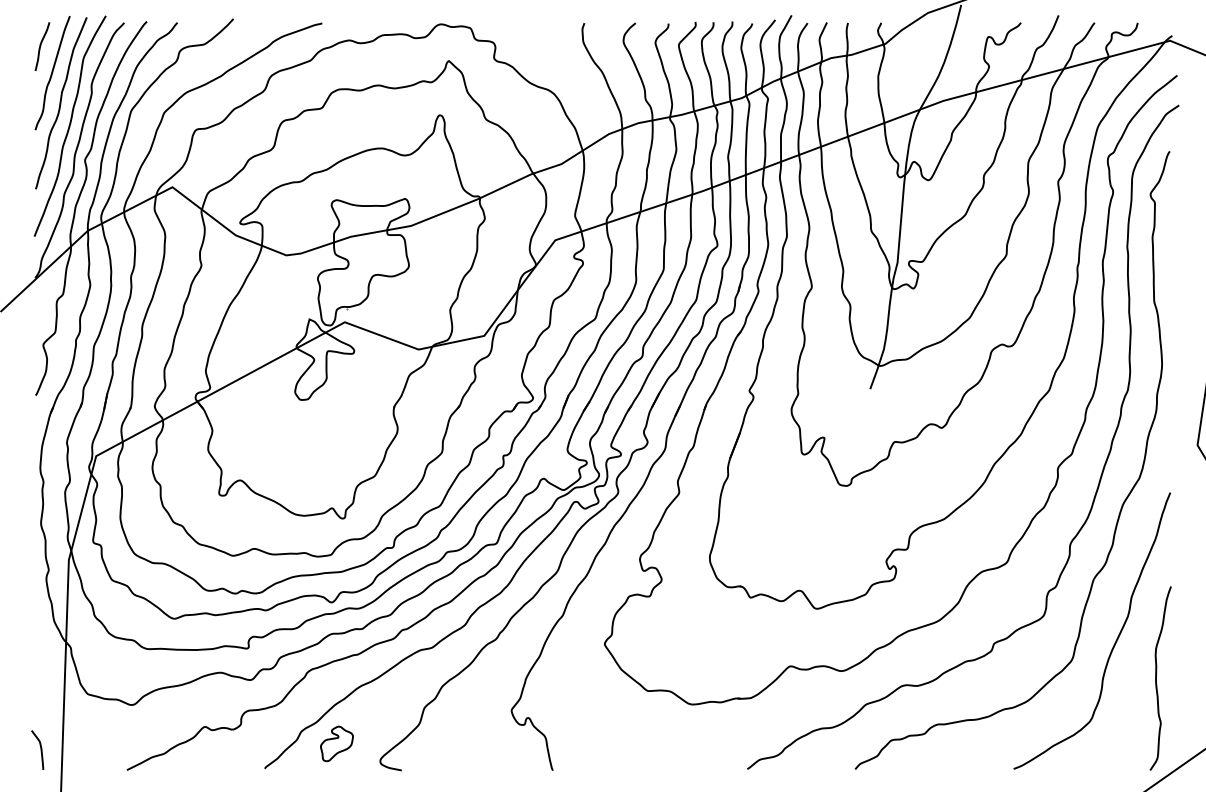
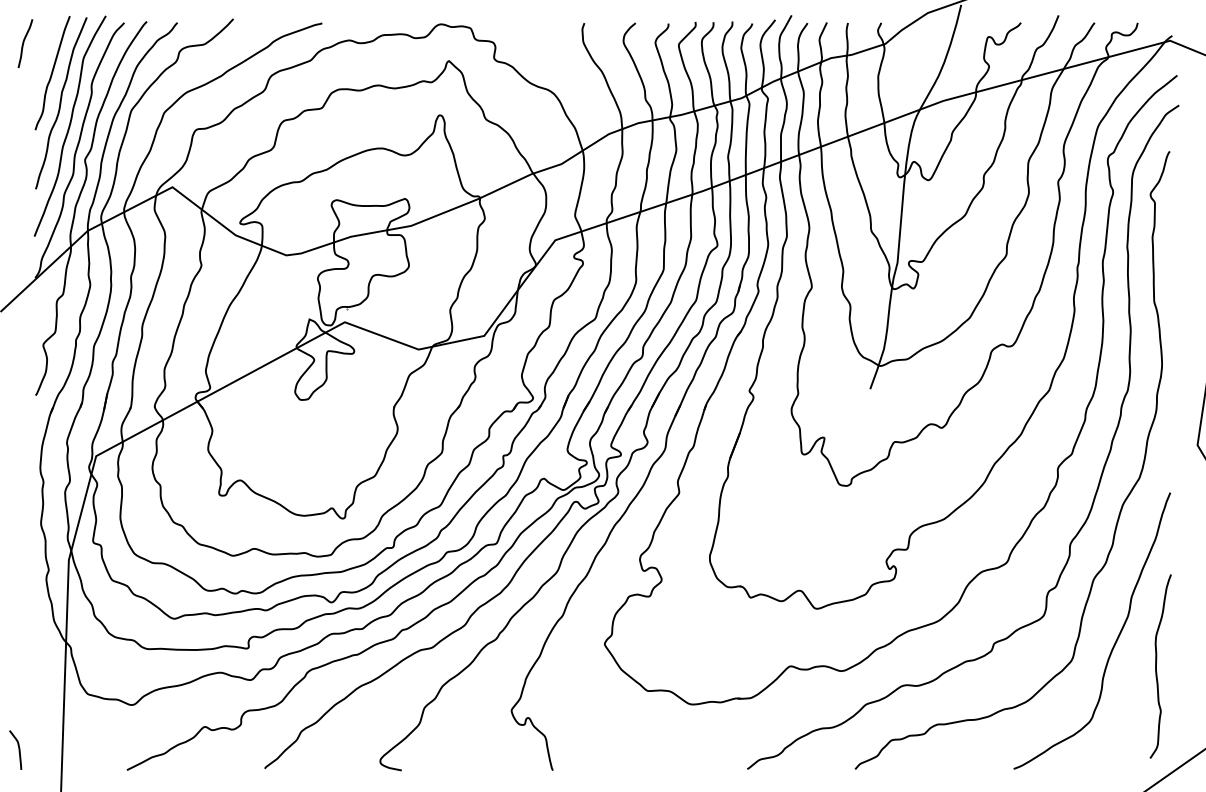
curve position: (41, 46) -> (24, 43) (24, 43)
curve position: (1156, 678) -> (1156, 666) (1156, 666)
part: present -> none (336, 743)
curve position: (40, 749) -> (18, 749) (18, 749)
